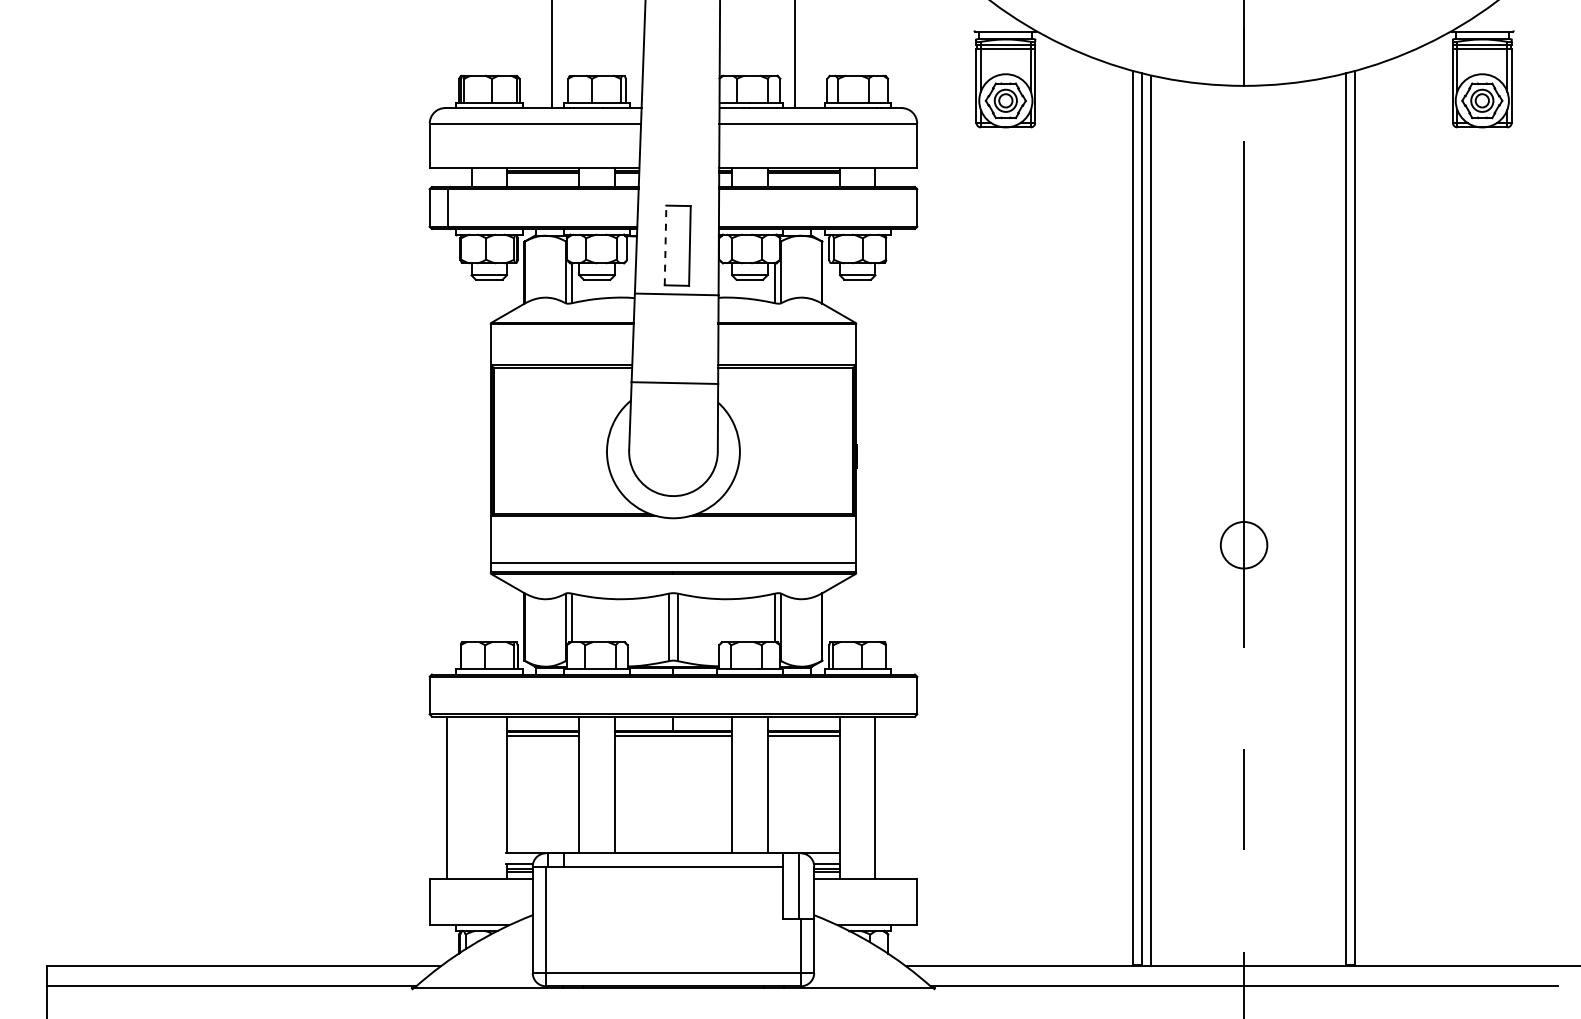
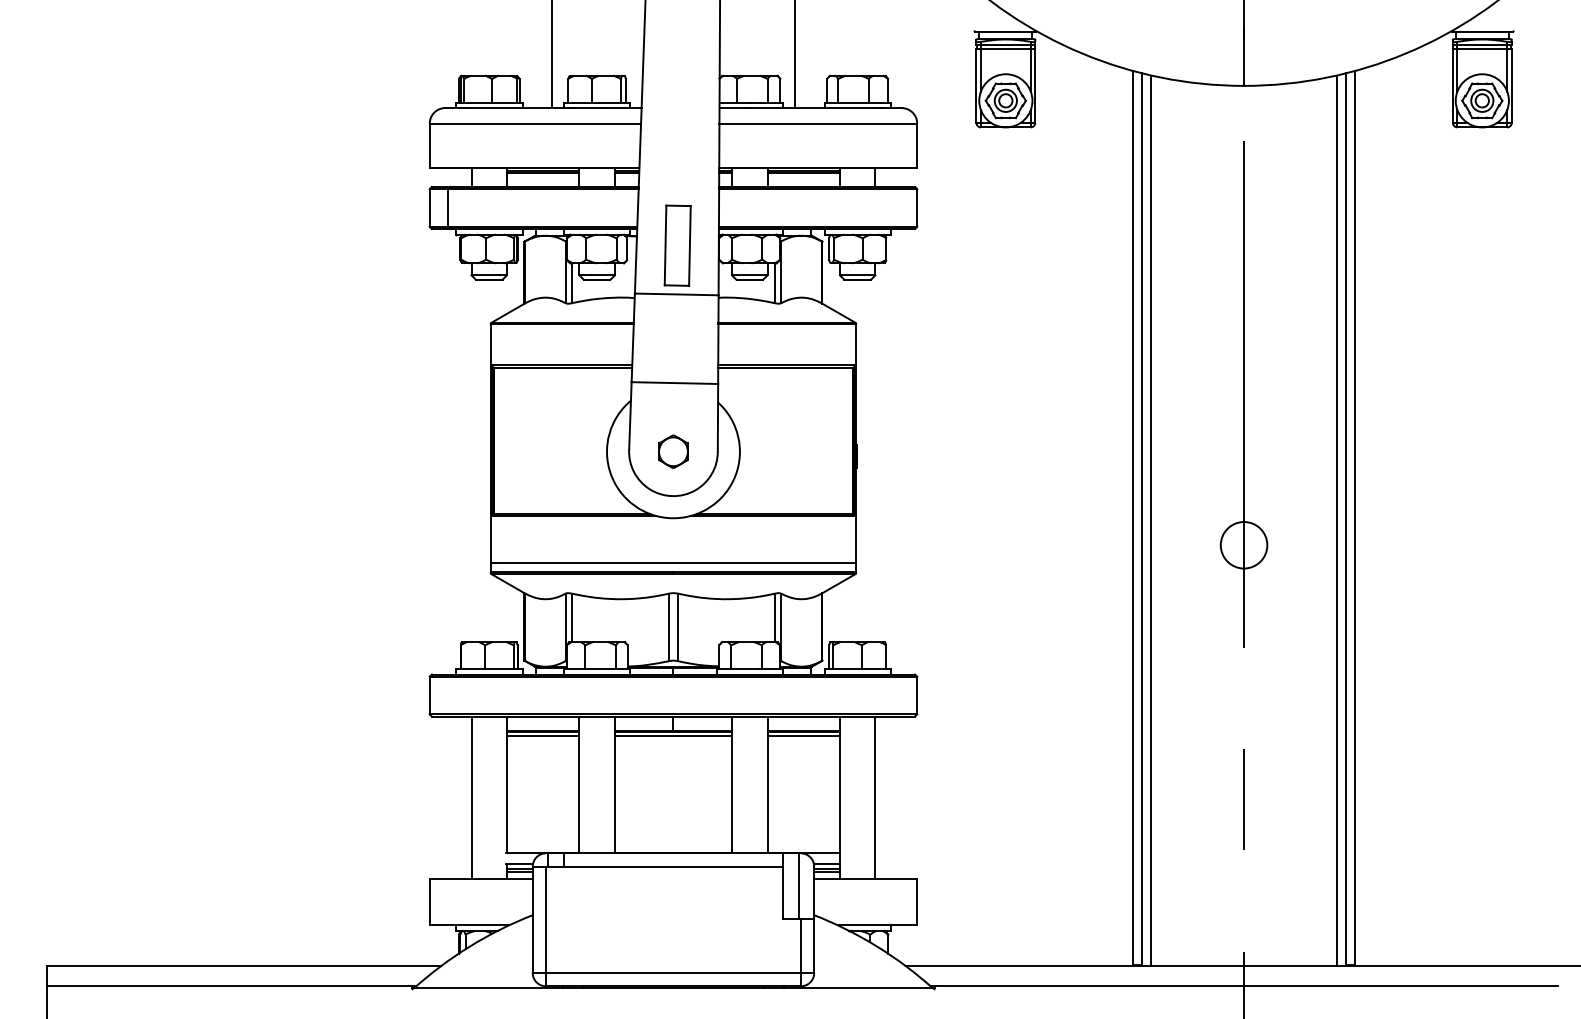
line: dashed -> solid (665, 245)
part: none -> present (673, 451)
line: none -> present (1337, 520)
line position: (446, 797) -> (471, 797) (471, 797)
